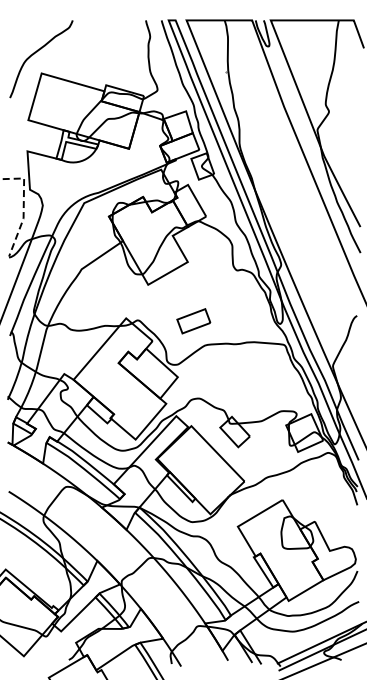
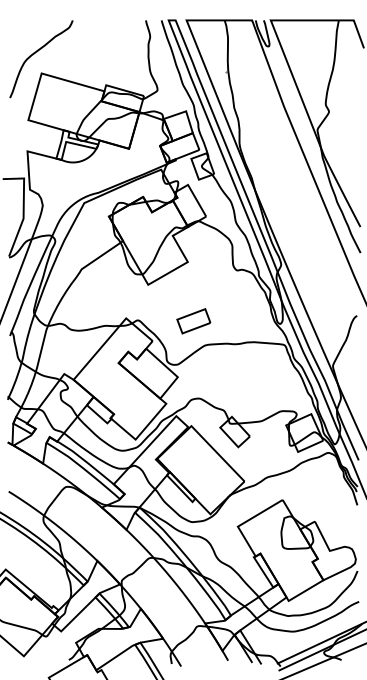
line: dashed -> solid (23, 207)
